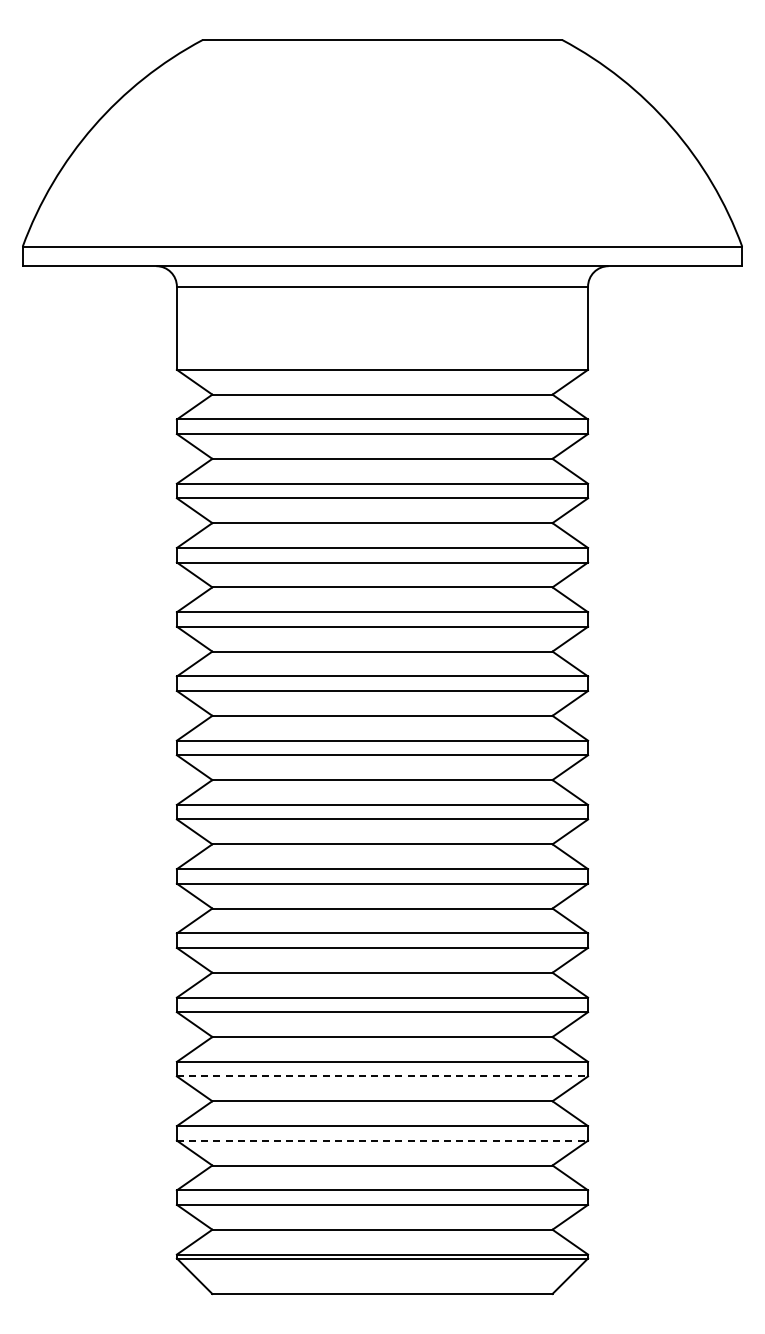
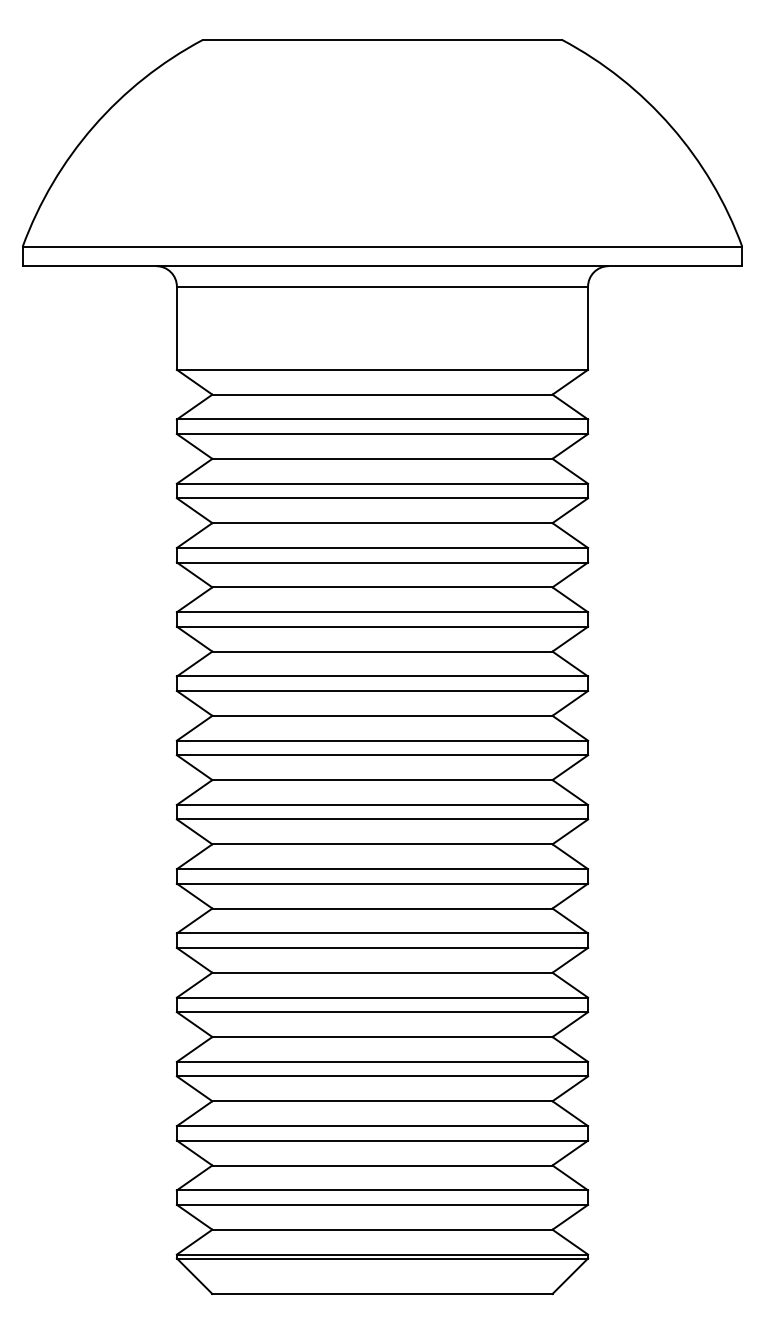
line: dashed -> solid (382, 1076)
line: dashed -> solid (382, 1140)
